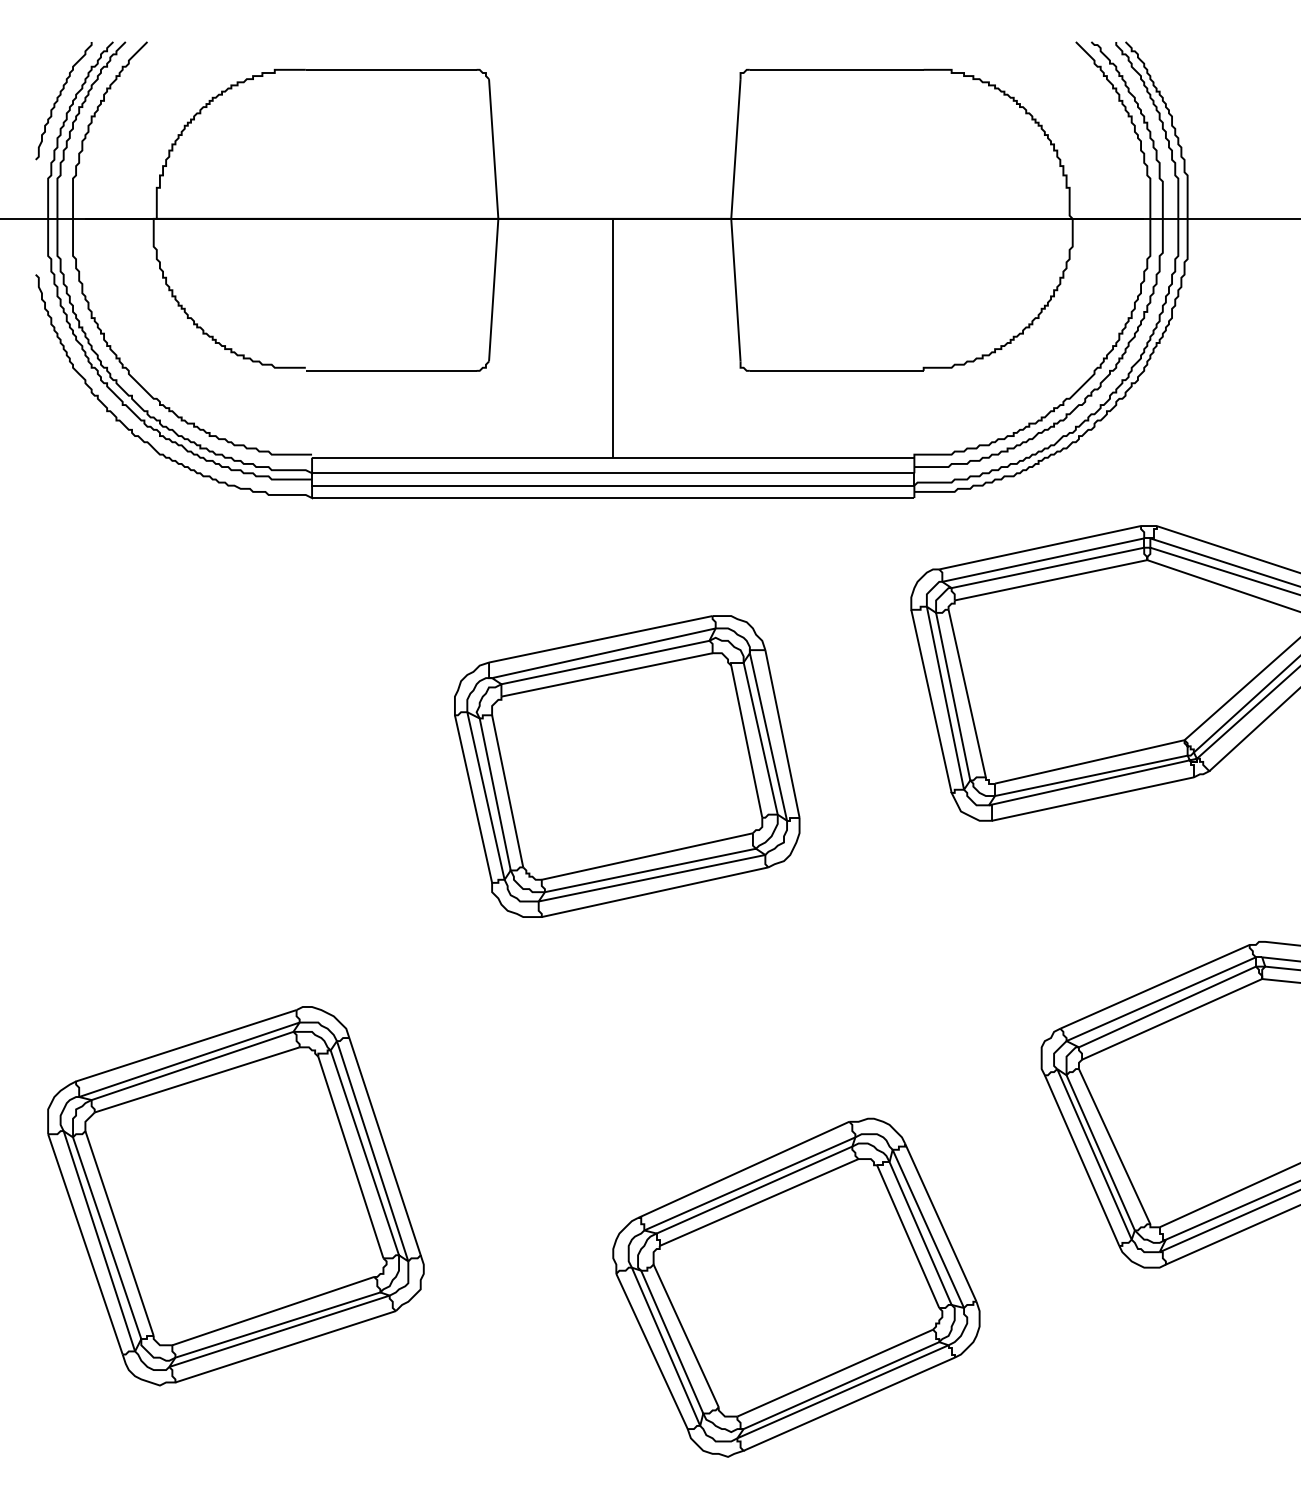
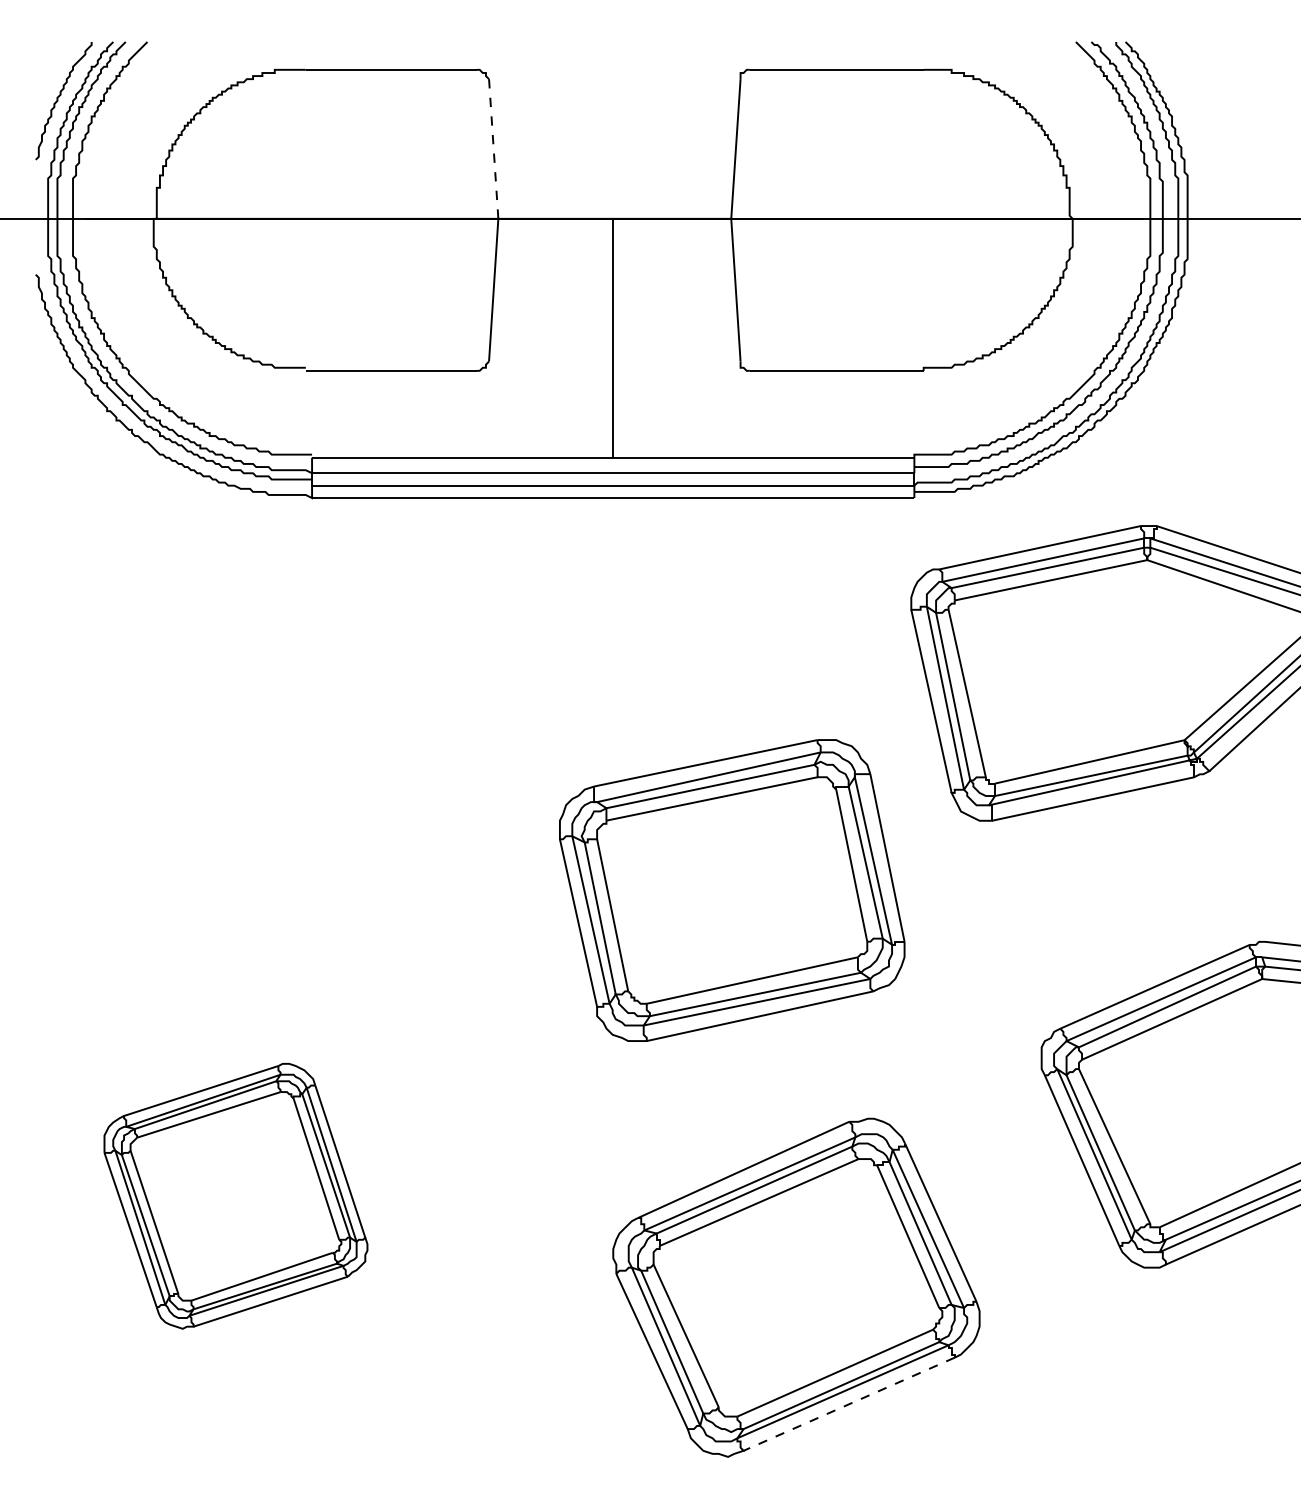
line: solid -> dashed (493, 149)
part position: (627, 766) -> (732, 890) (732, 890)
part size: 378x381 px -> 266x267 px (235, 1196)
line: solid -> dashed (848, 1404)
